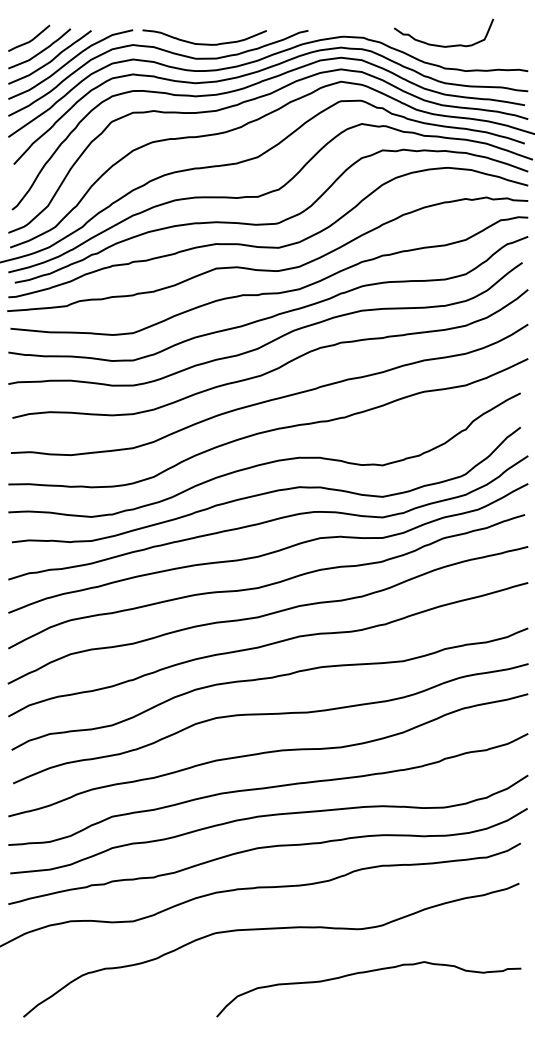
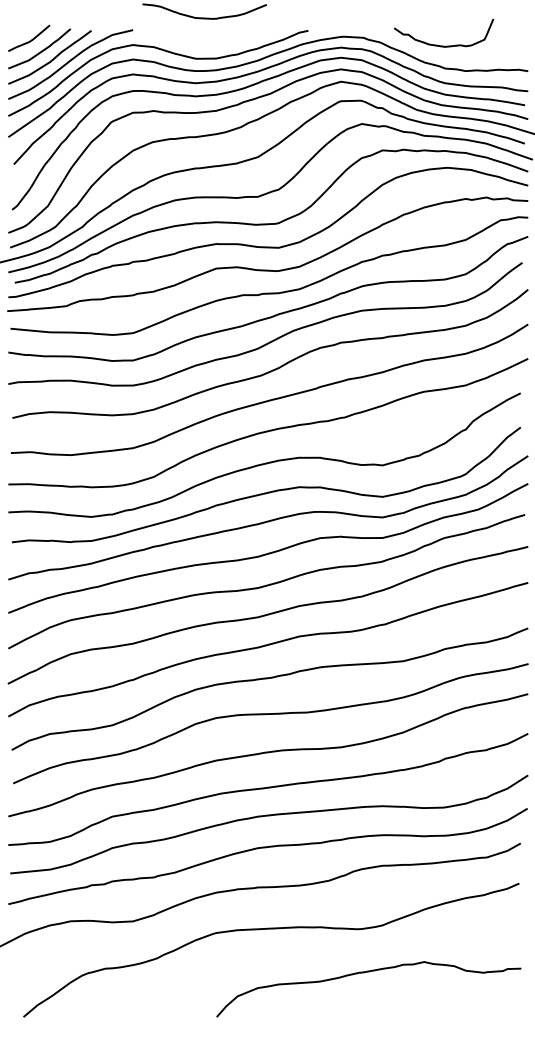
curve position: (204, 43) -> (204, 17) (204, 17)
